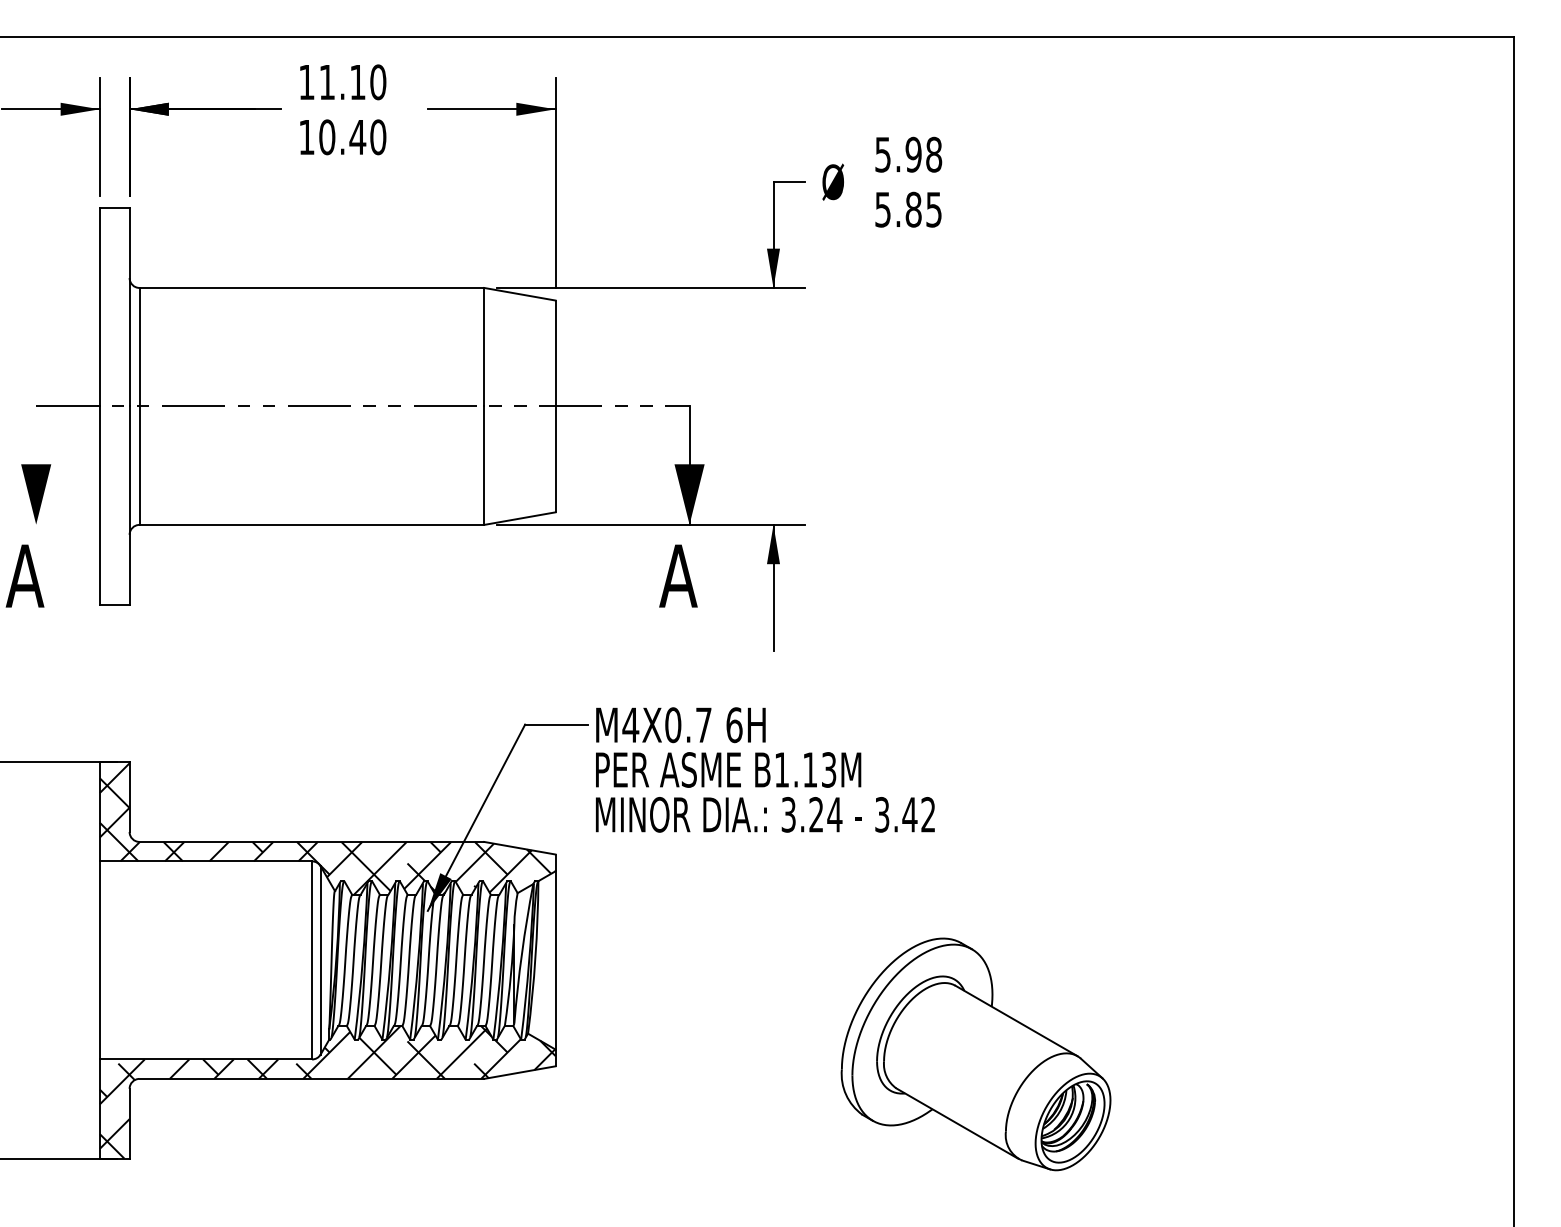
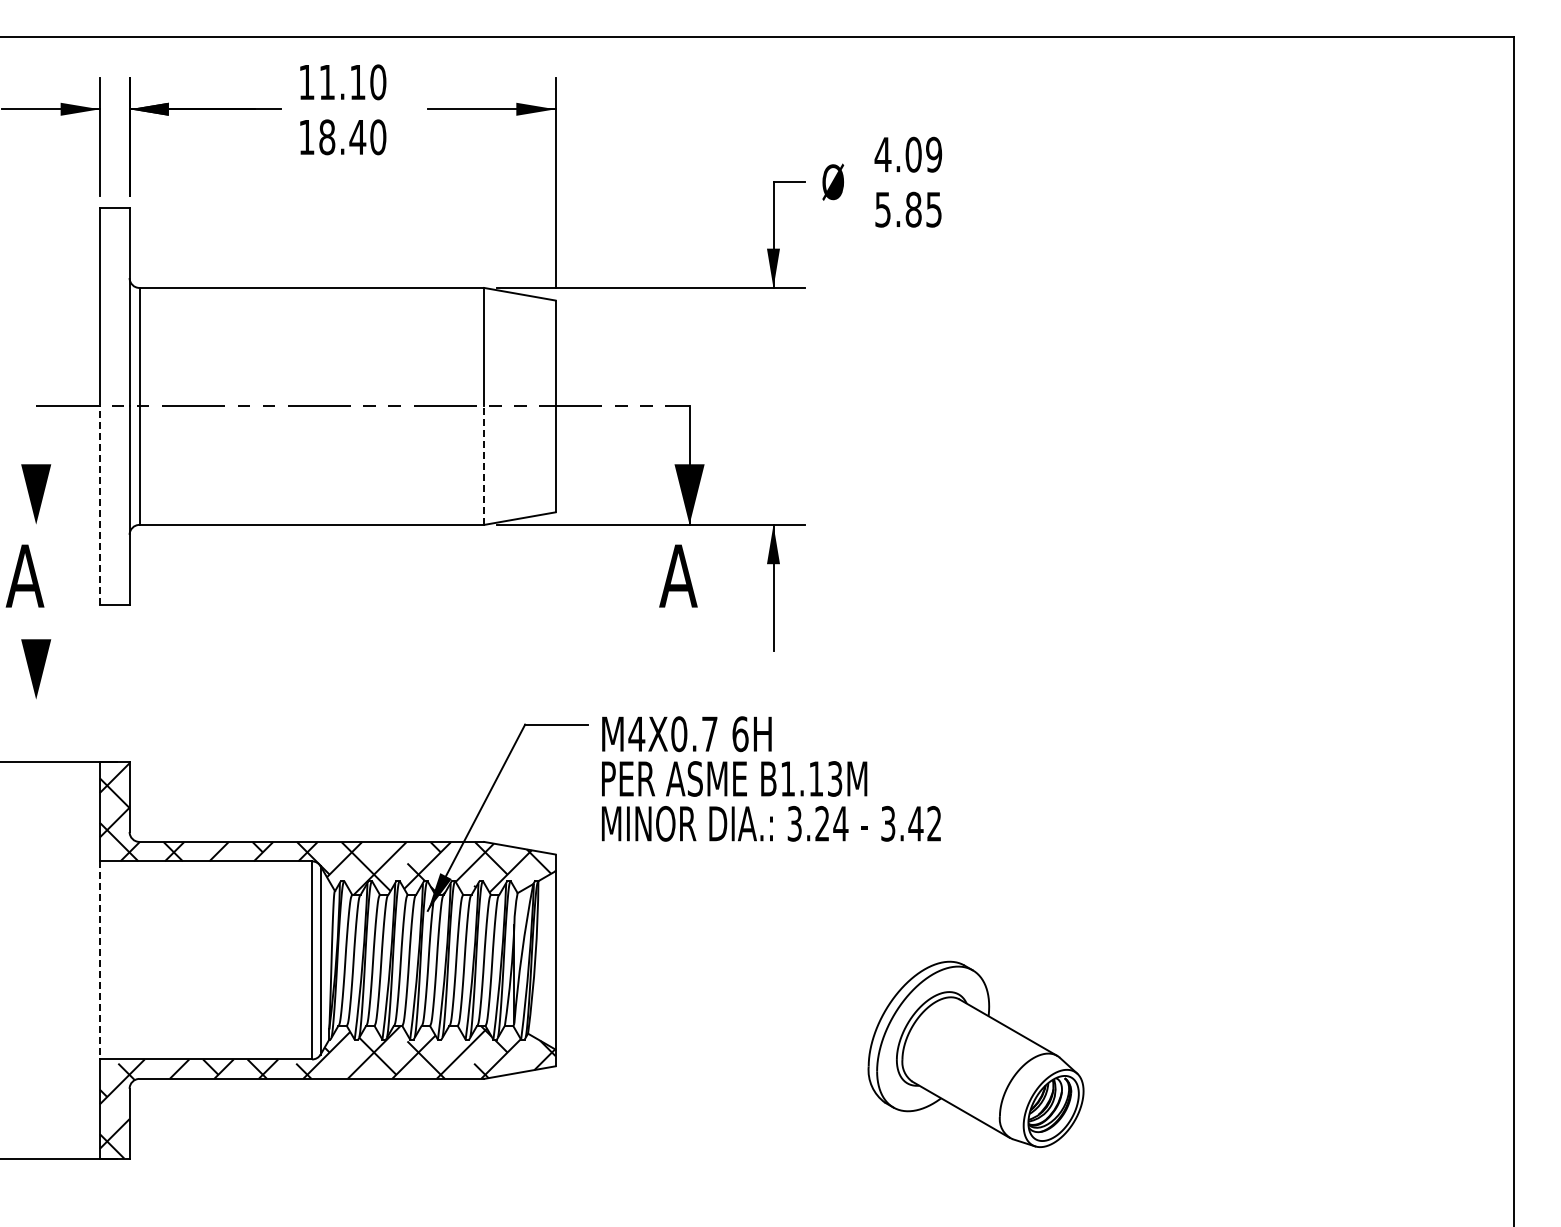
text: 10.40 -> 18.40 (327, 136)
text: 5.98 -> 4.09 (908, 154)
line: solid -> dashed (484, 465)
line: solid -> dashed (99, 505)
part: none -> present (36, 668)
text position: (765, 769) -> (771, 778) (771, 778)
line: solid -> dashed (99, 960)
part size: 272x235 px -> 218x188 px (975, 1053)
